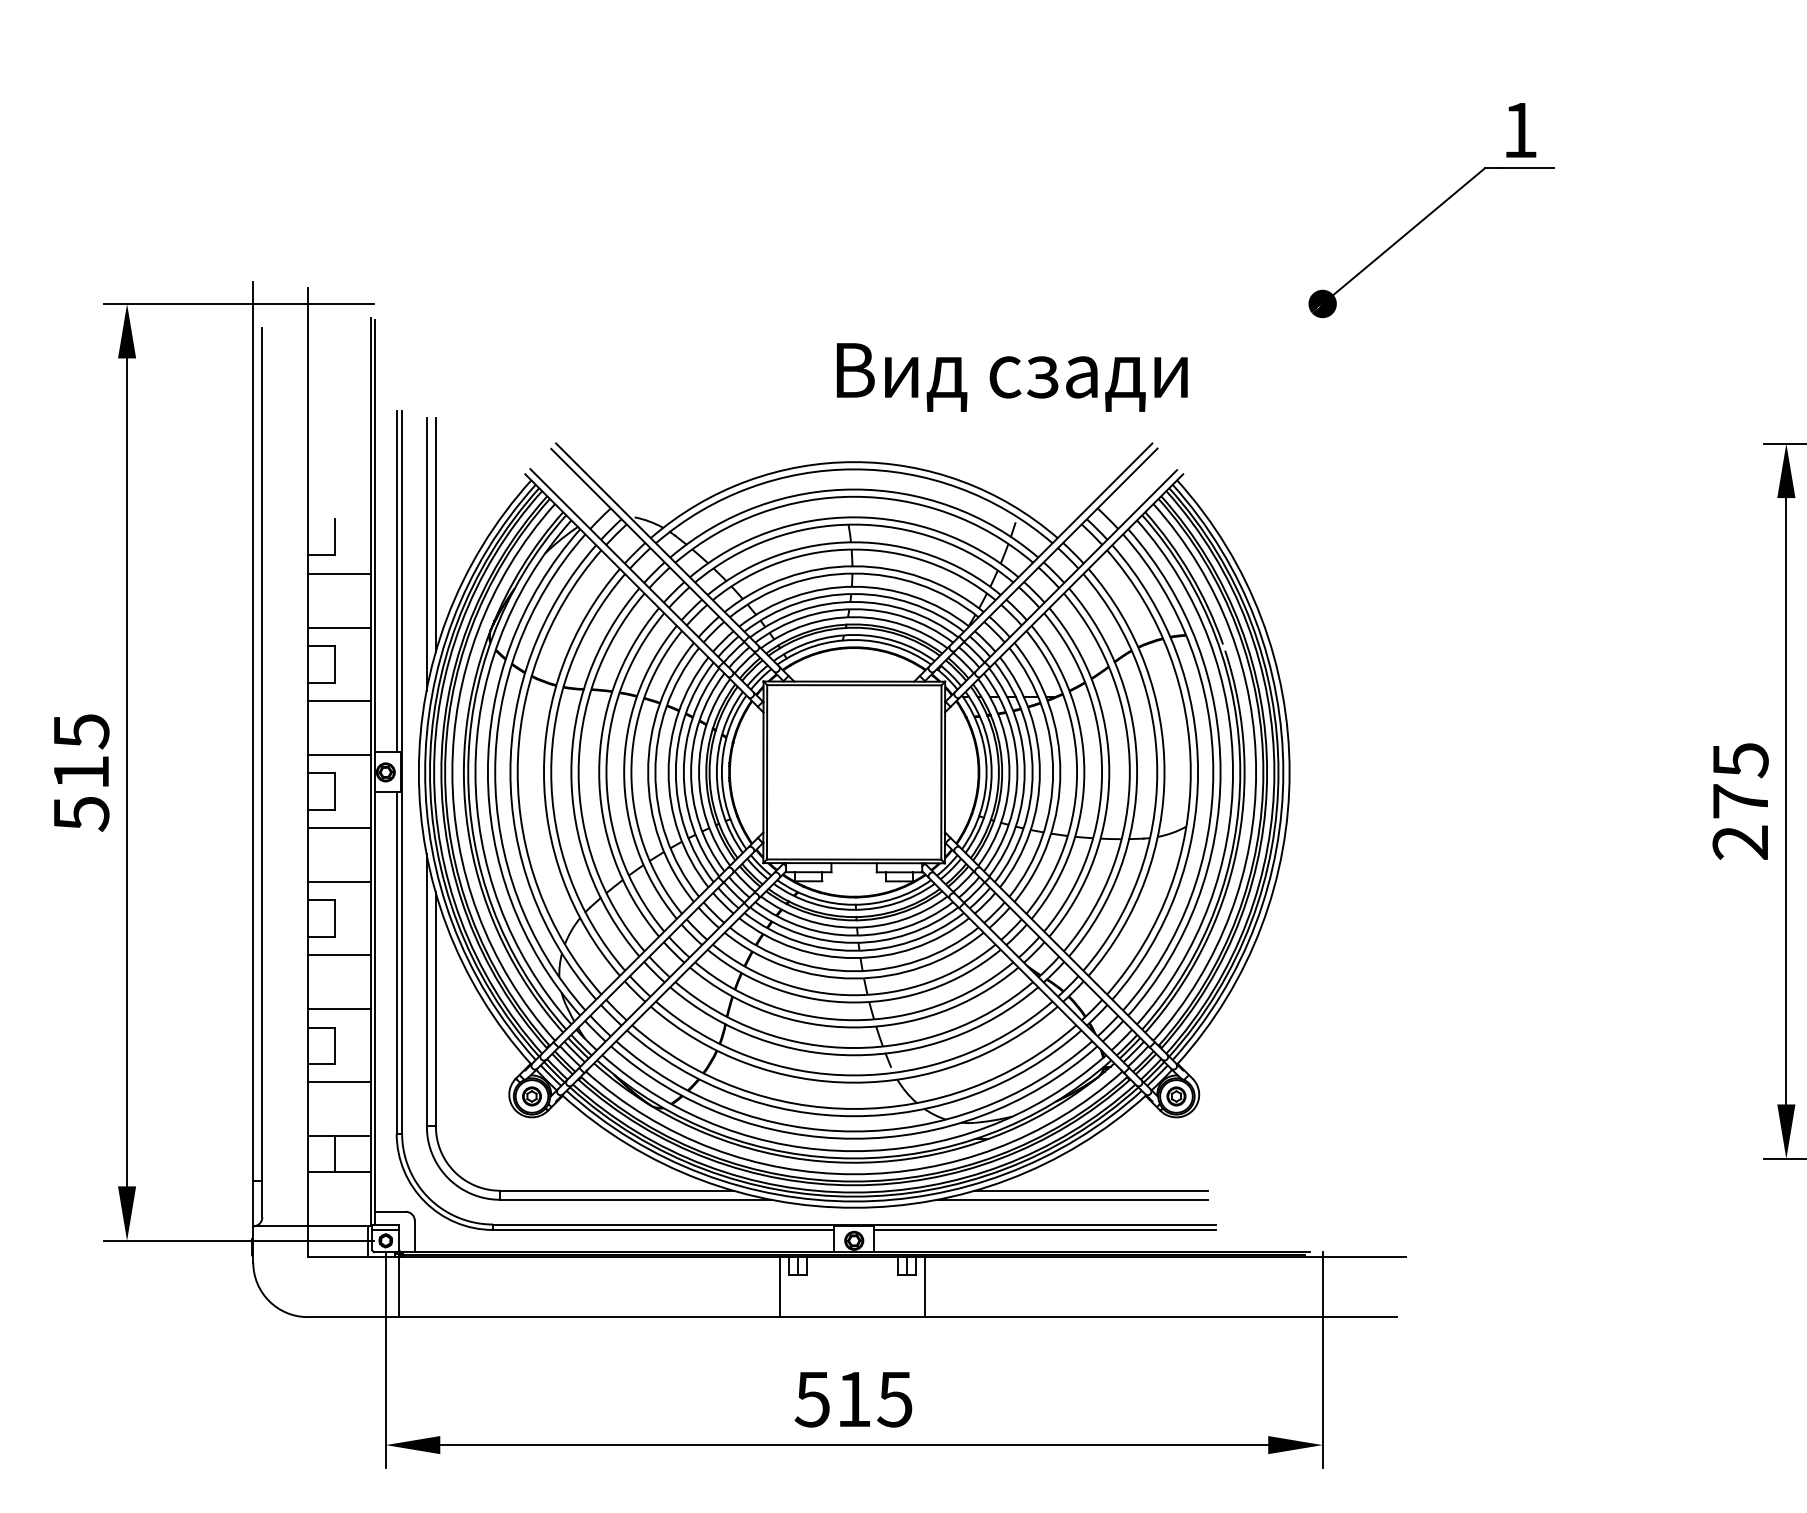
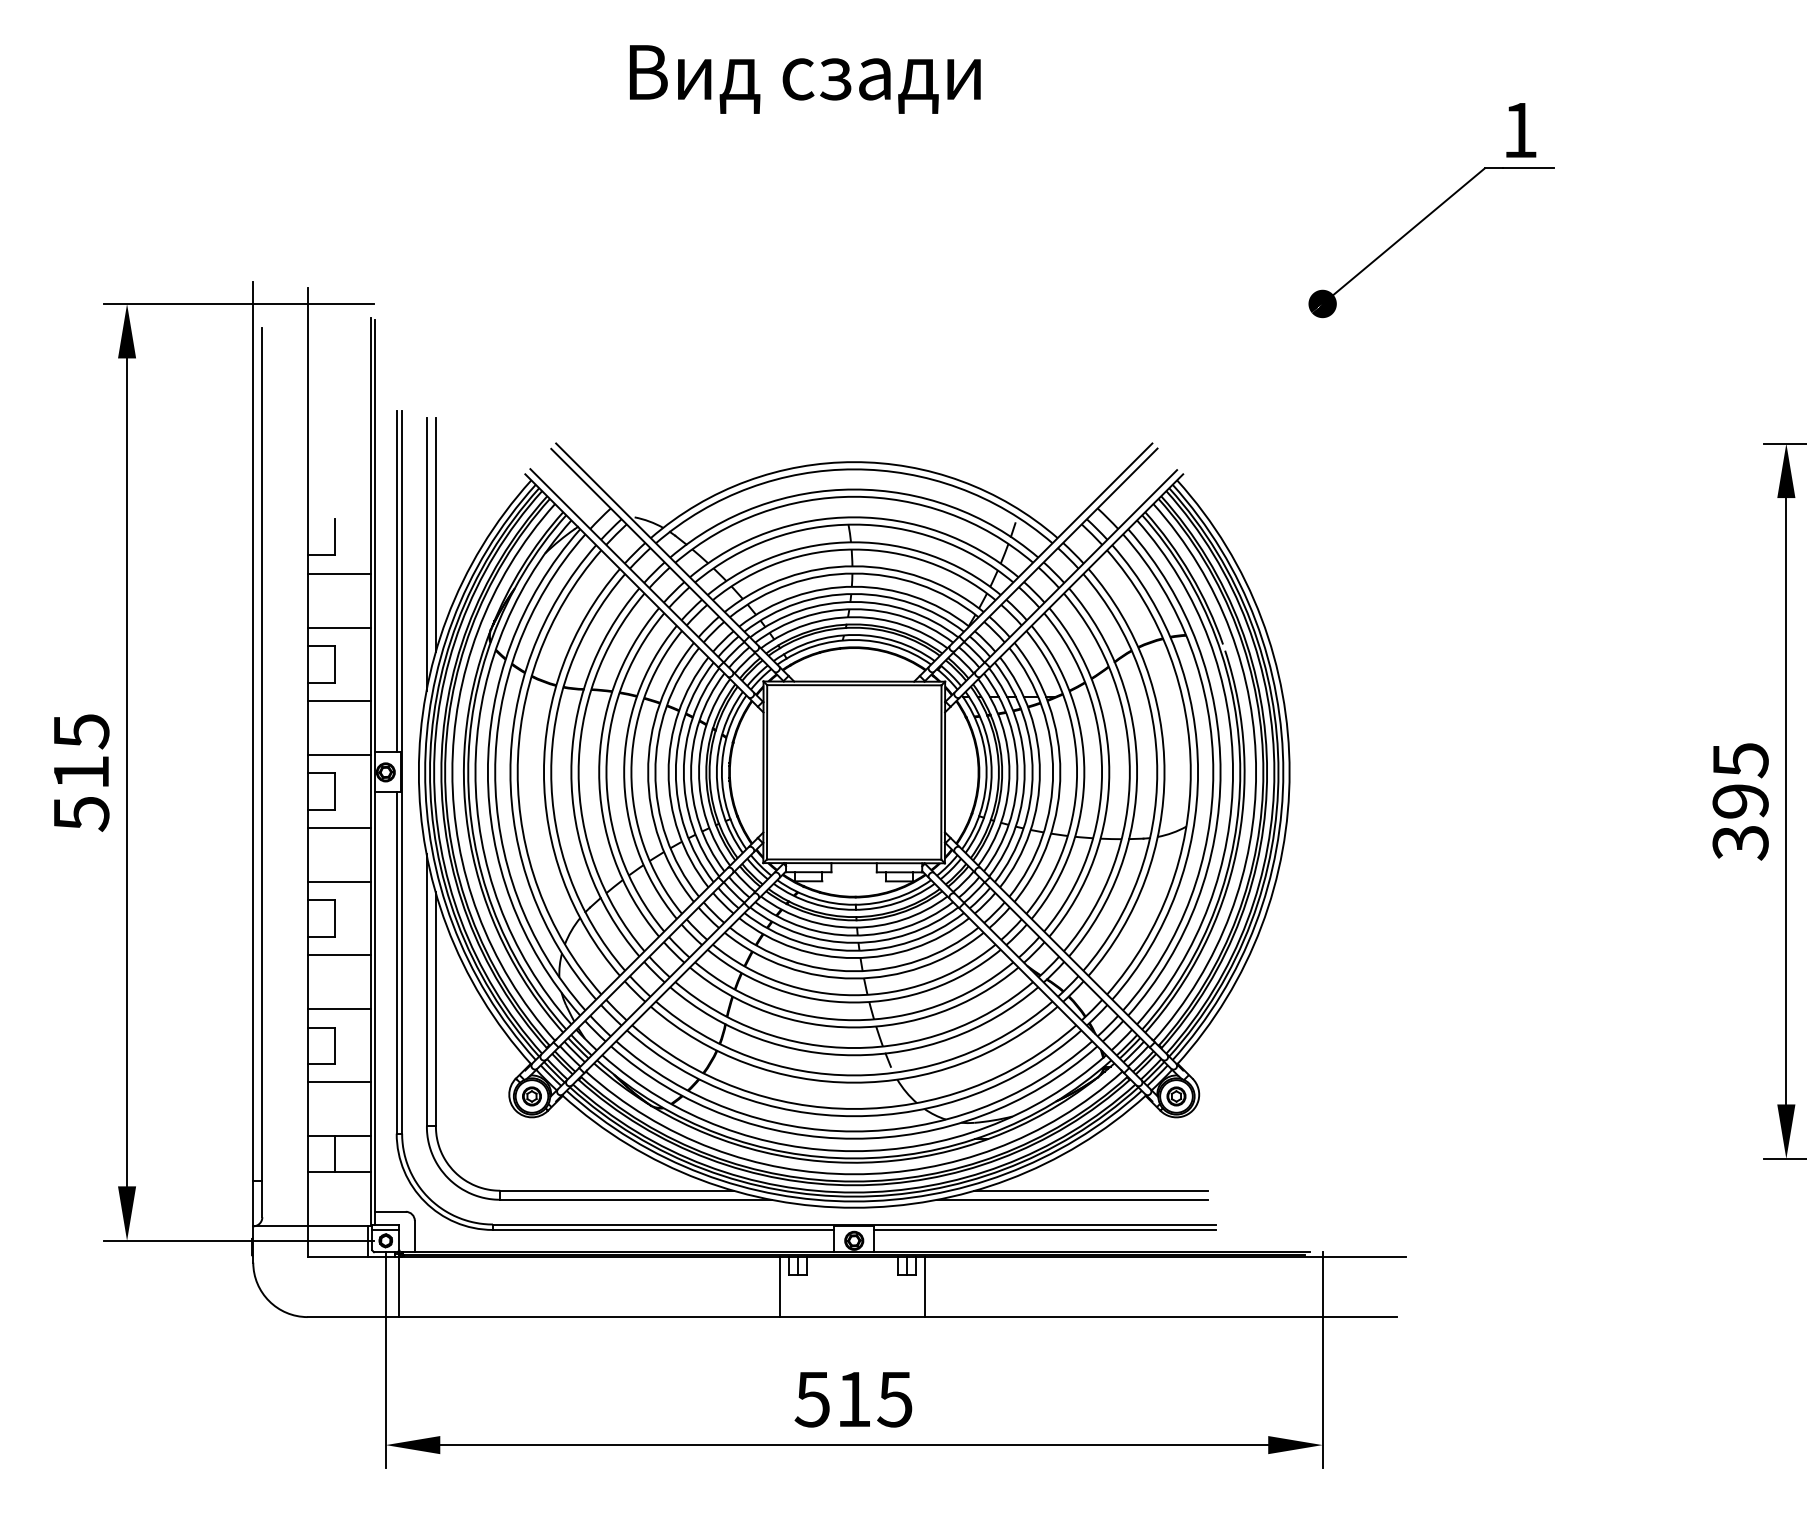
text position: (1012, 377) -> (805, 79) (805, 79)
text: 275 -> 395 (1740, 822)
